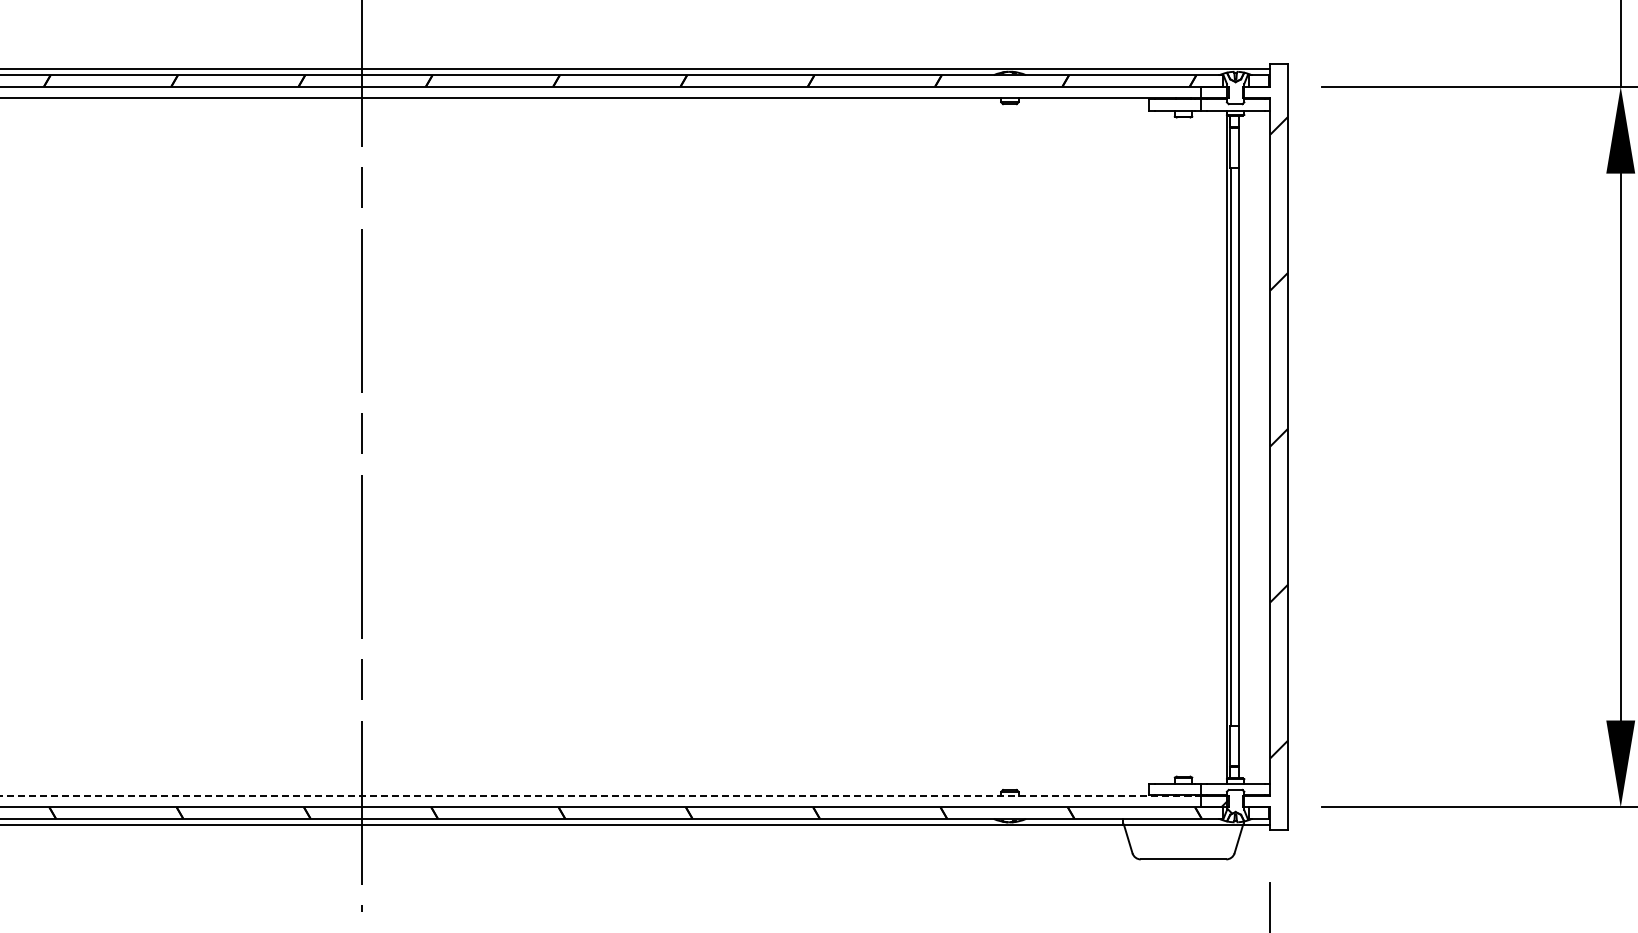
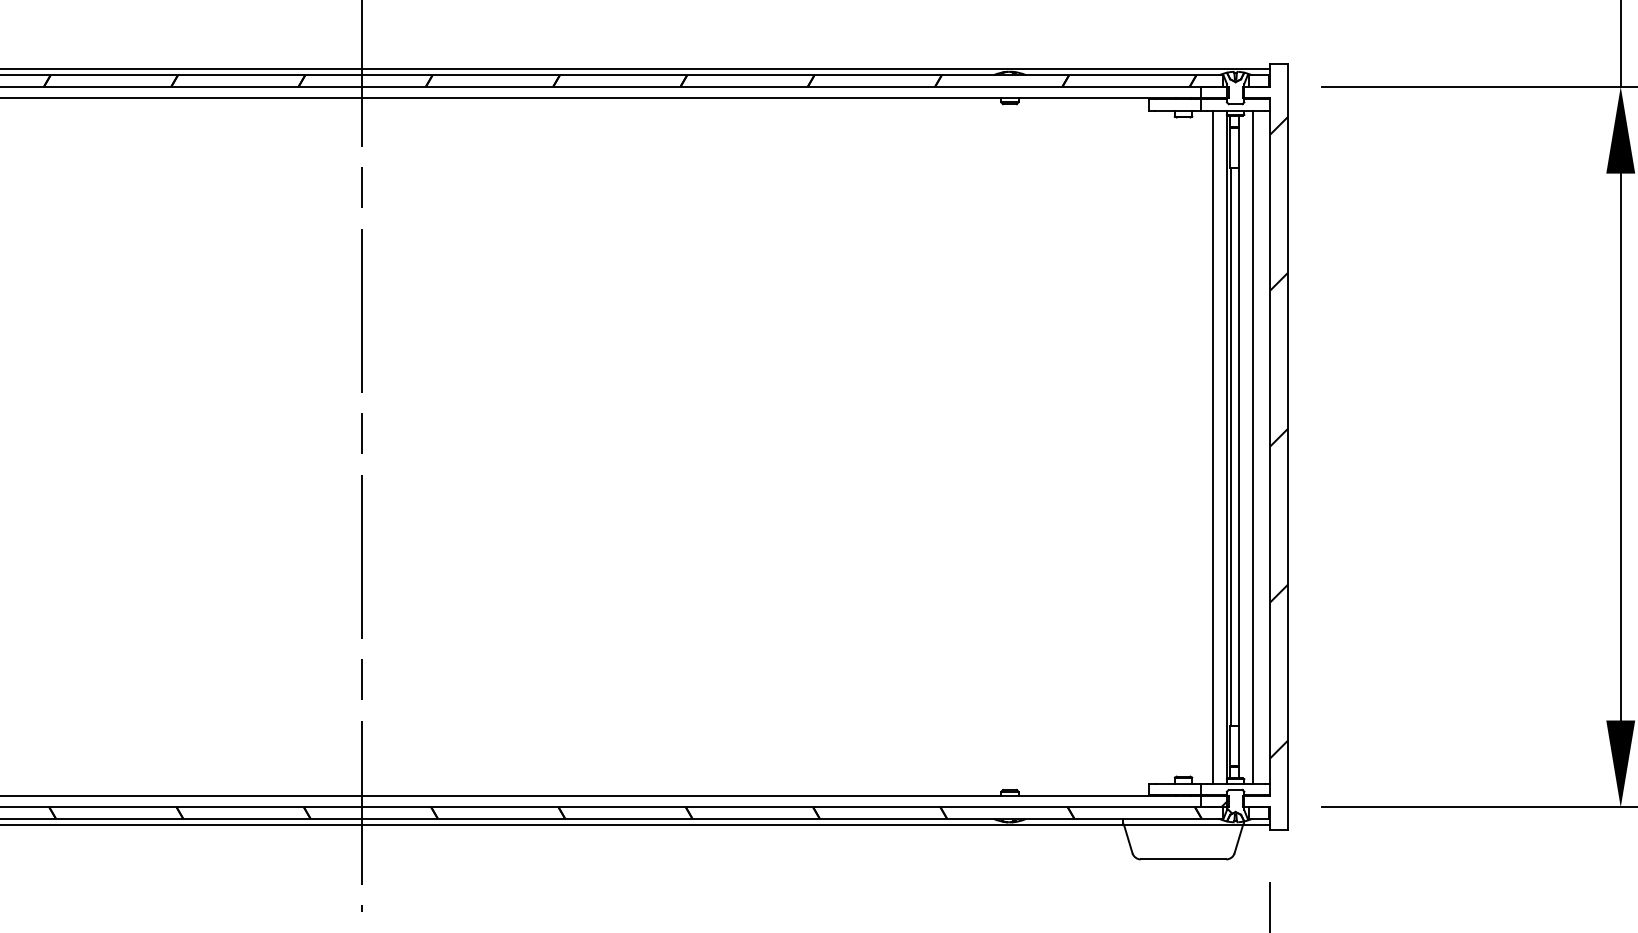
line: none -> present (1212, 446)
line: none -> present (1253, 446)
line: dashed -> solid (601, 795)
